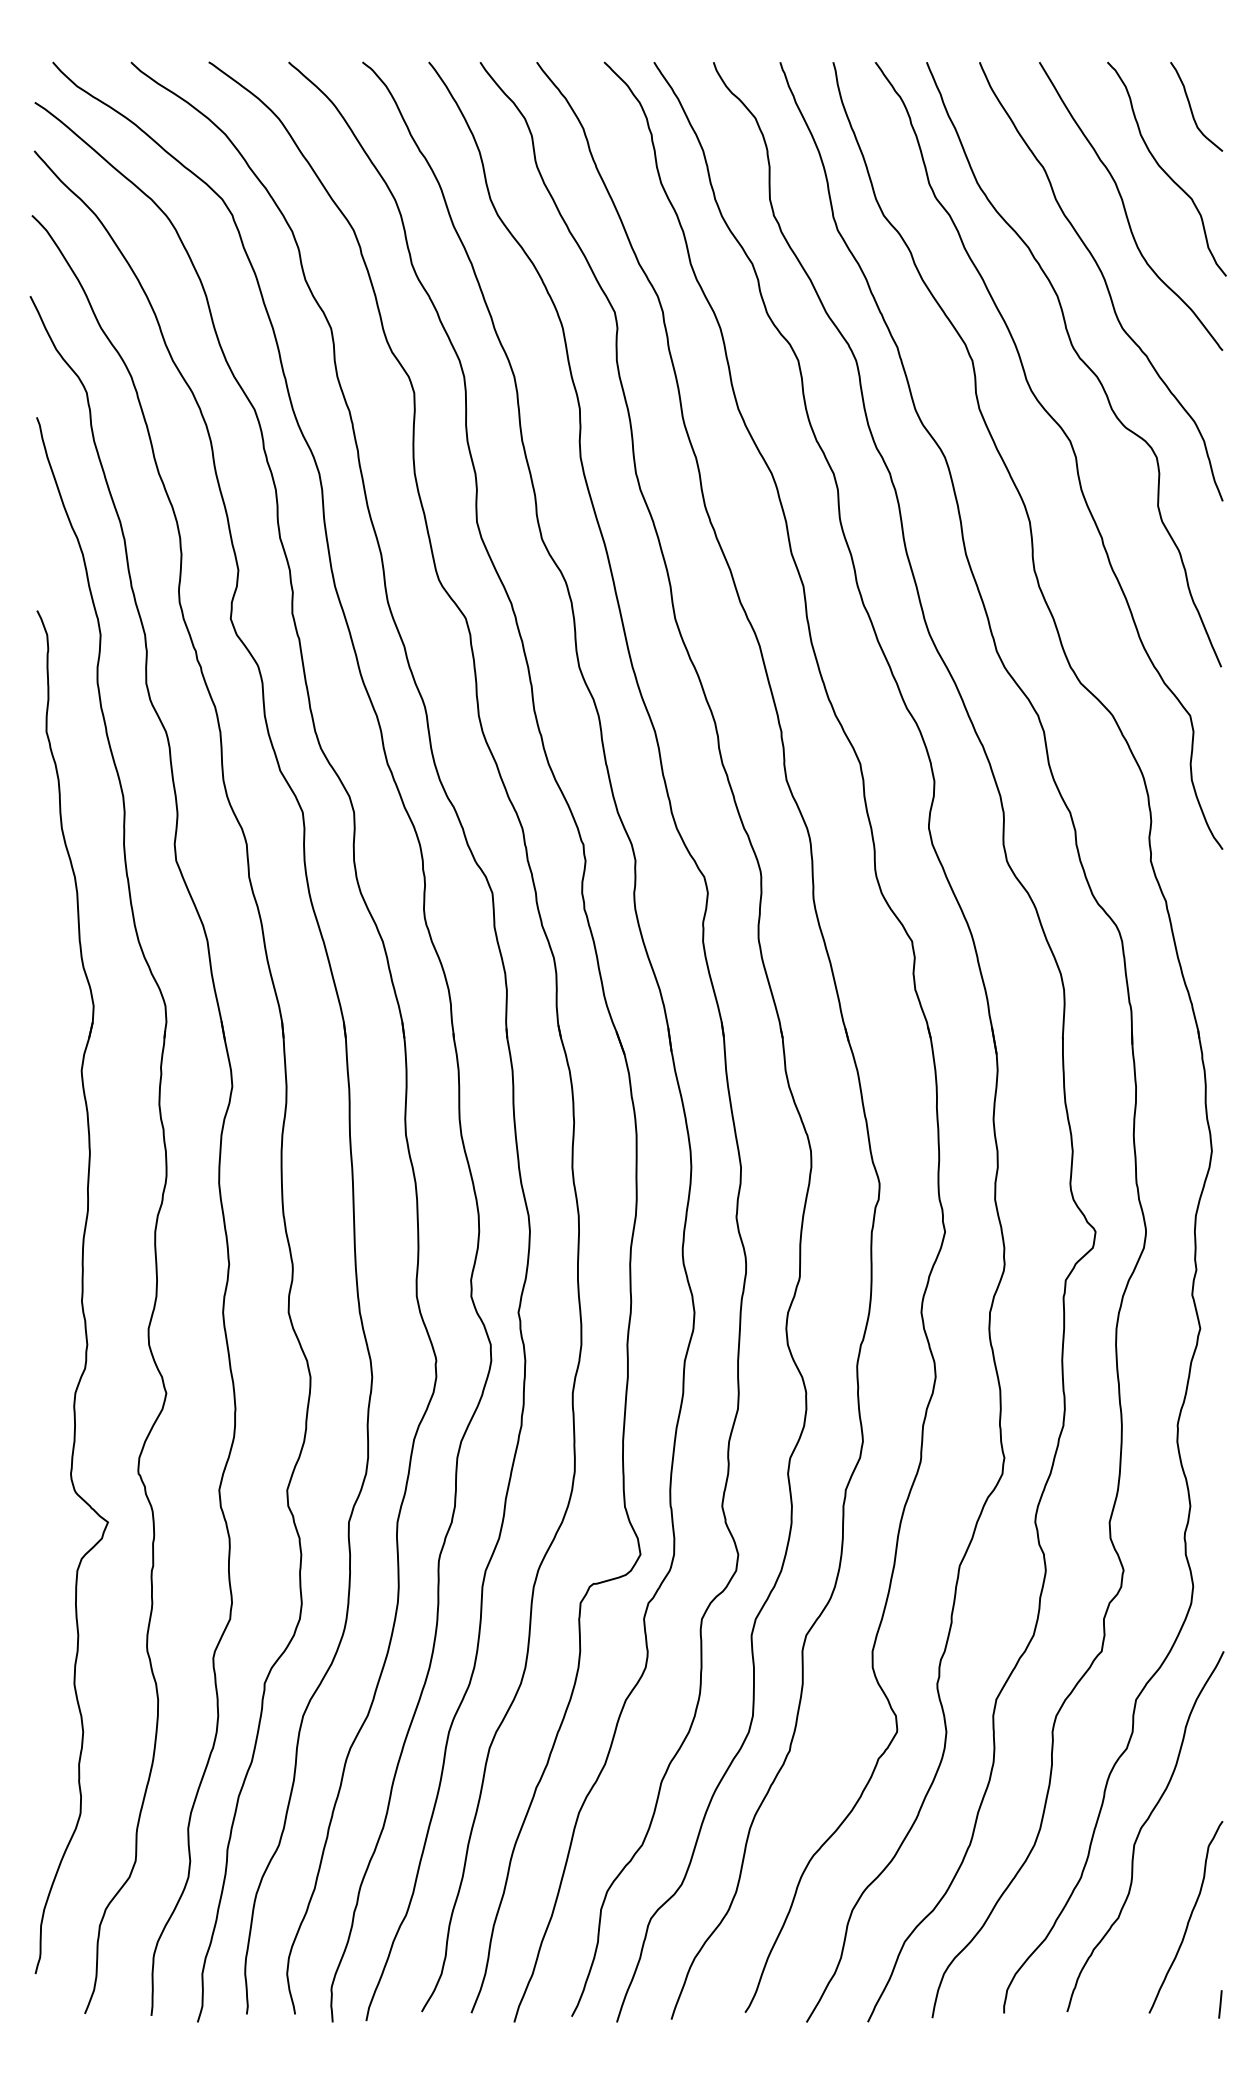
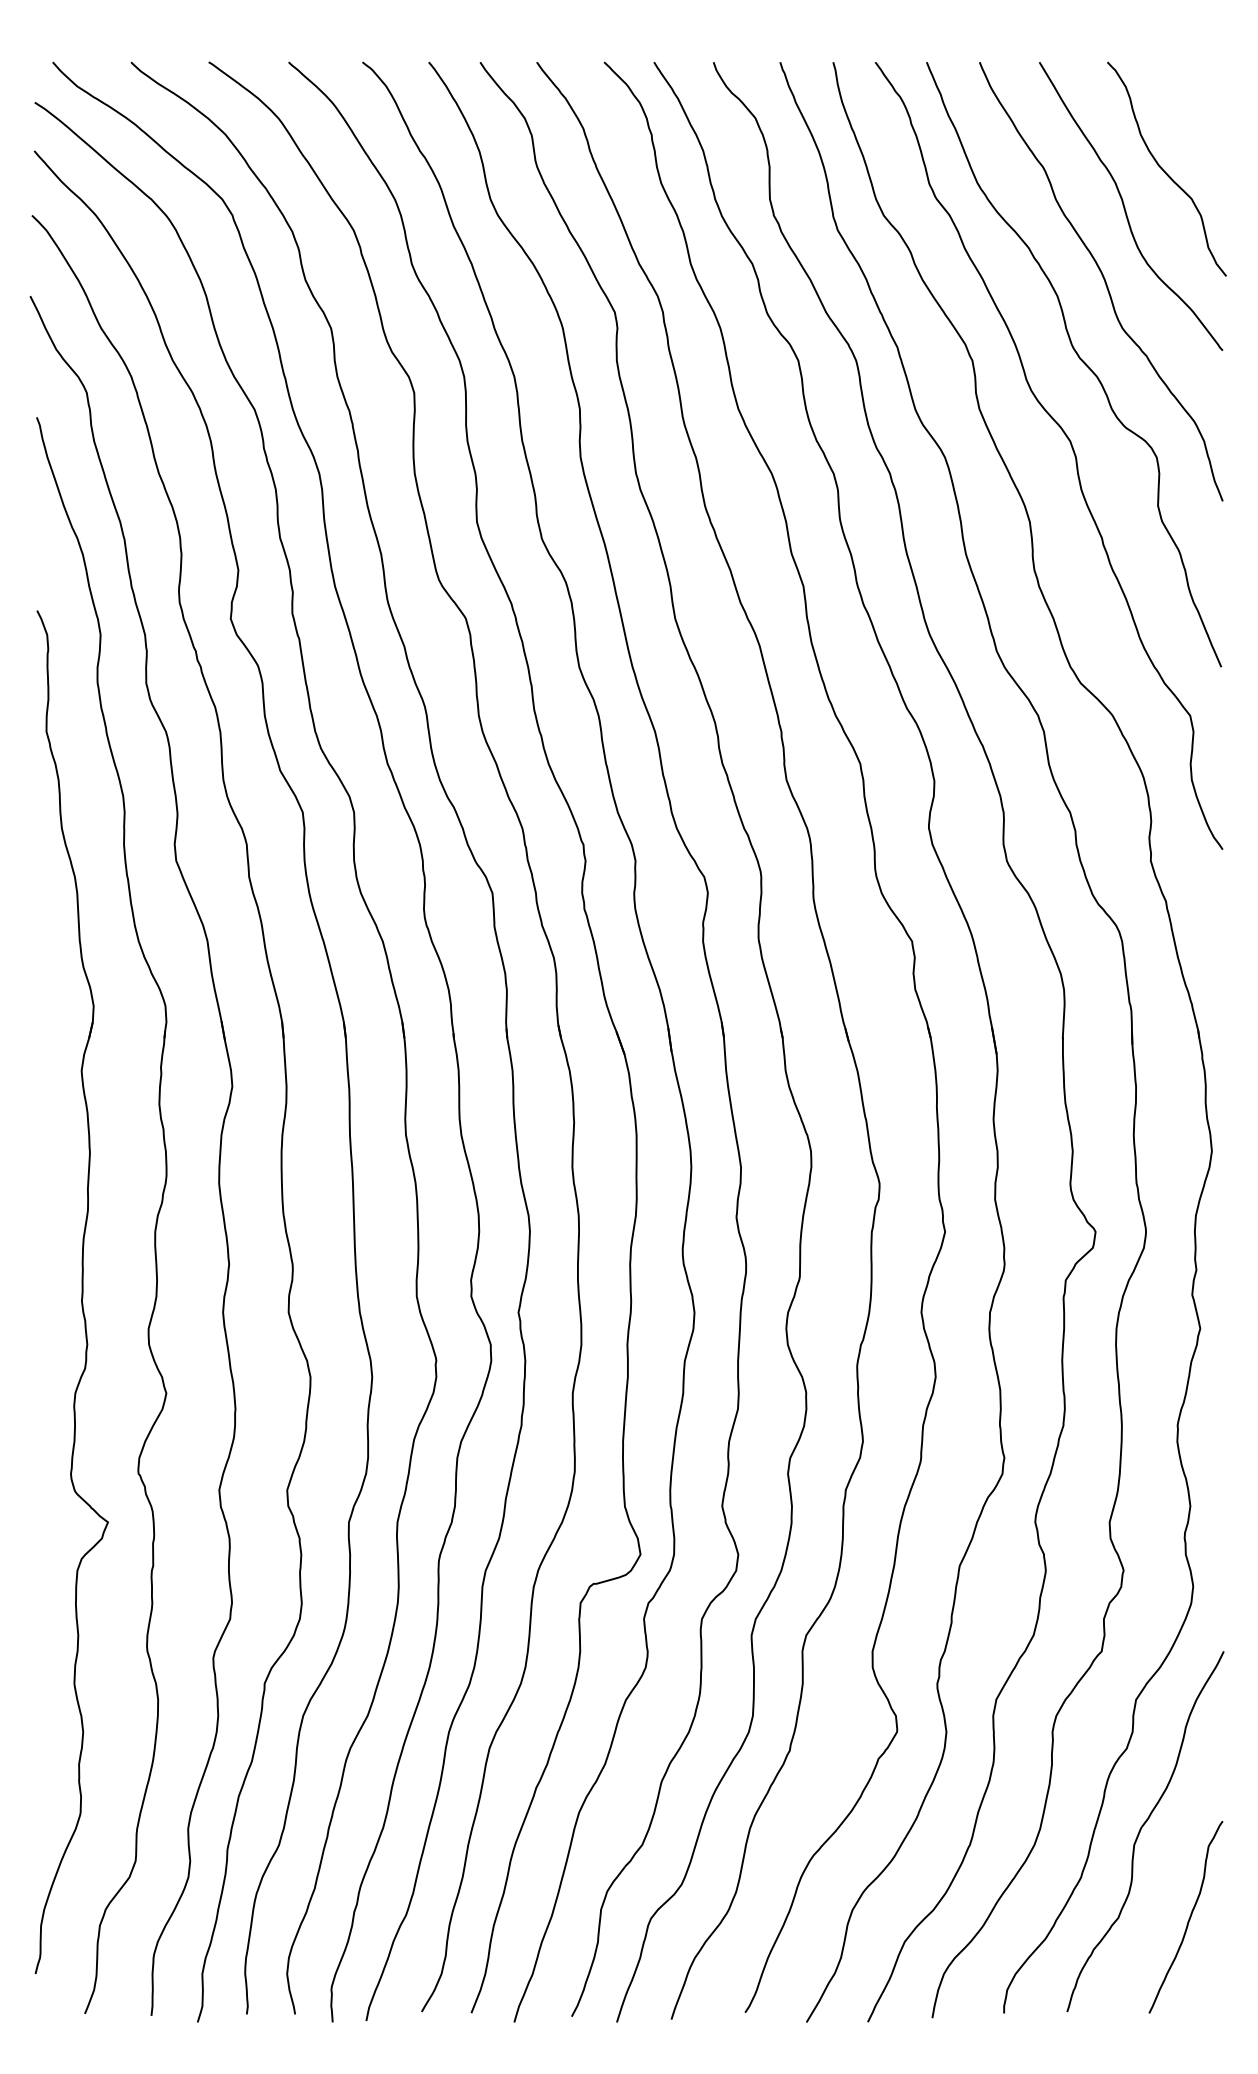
curve: present -> none (1191, 106)
line: present -> none (1220, 2004)
